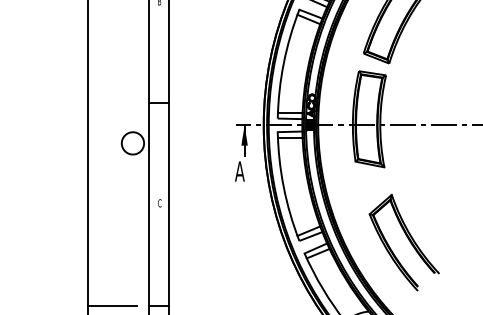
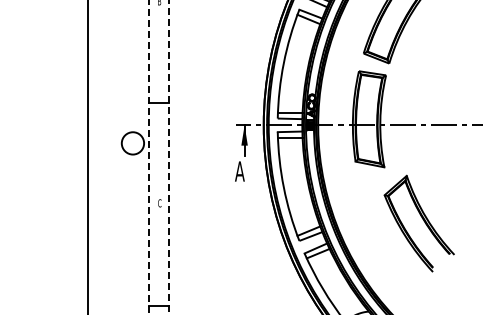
line: solid -> dashed (149, 157)
line: solid -> dashed (169, 157)
part position: (403, 242) -> (418, 223) (418, 223)
line: present -> none (112, 305)
